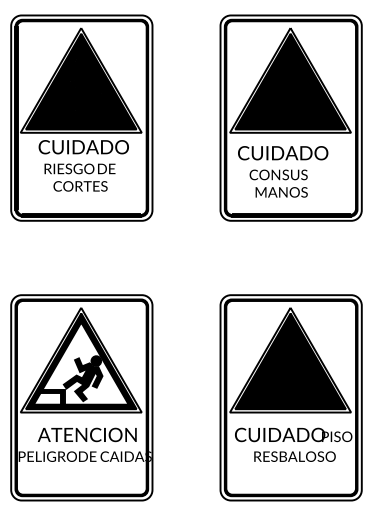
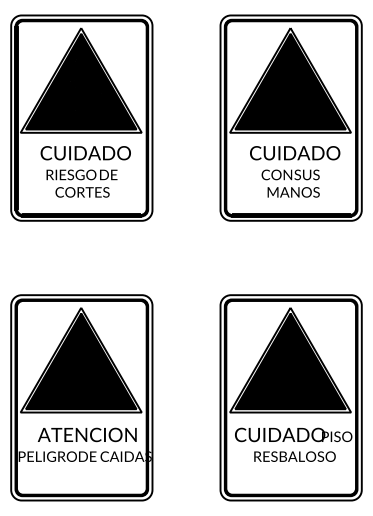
text position: (83, 165) -> (85, 171) (85, 171)
text position: (283, 171) -> (295, 171) (295, 171)
fill: none -> present (80, 363)
